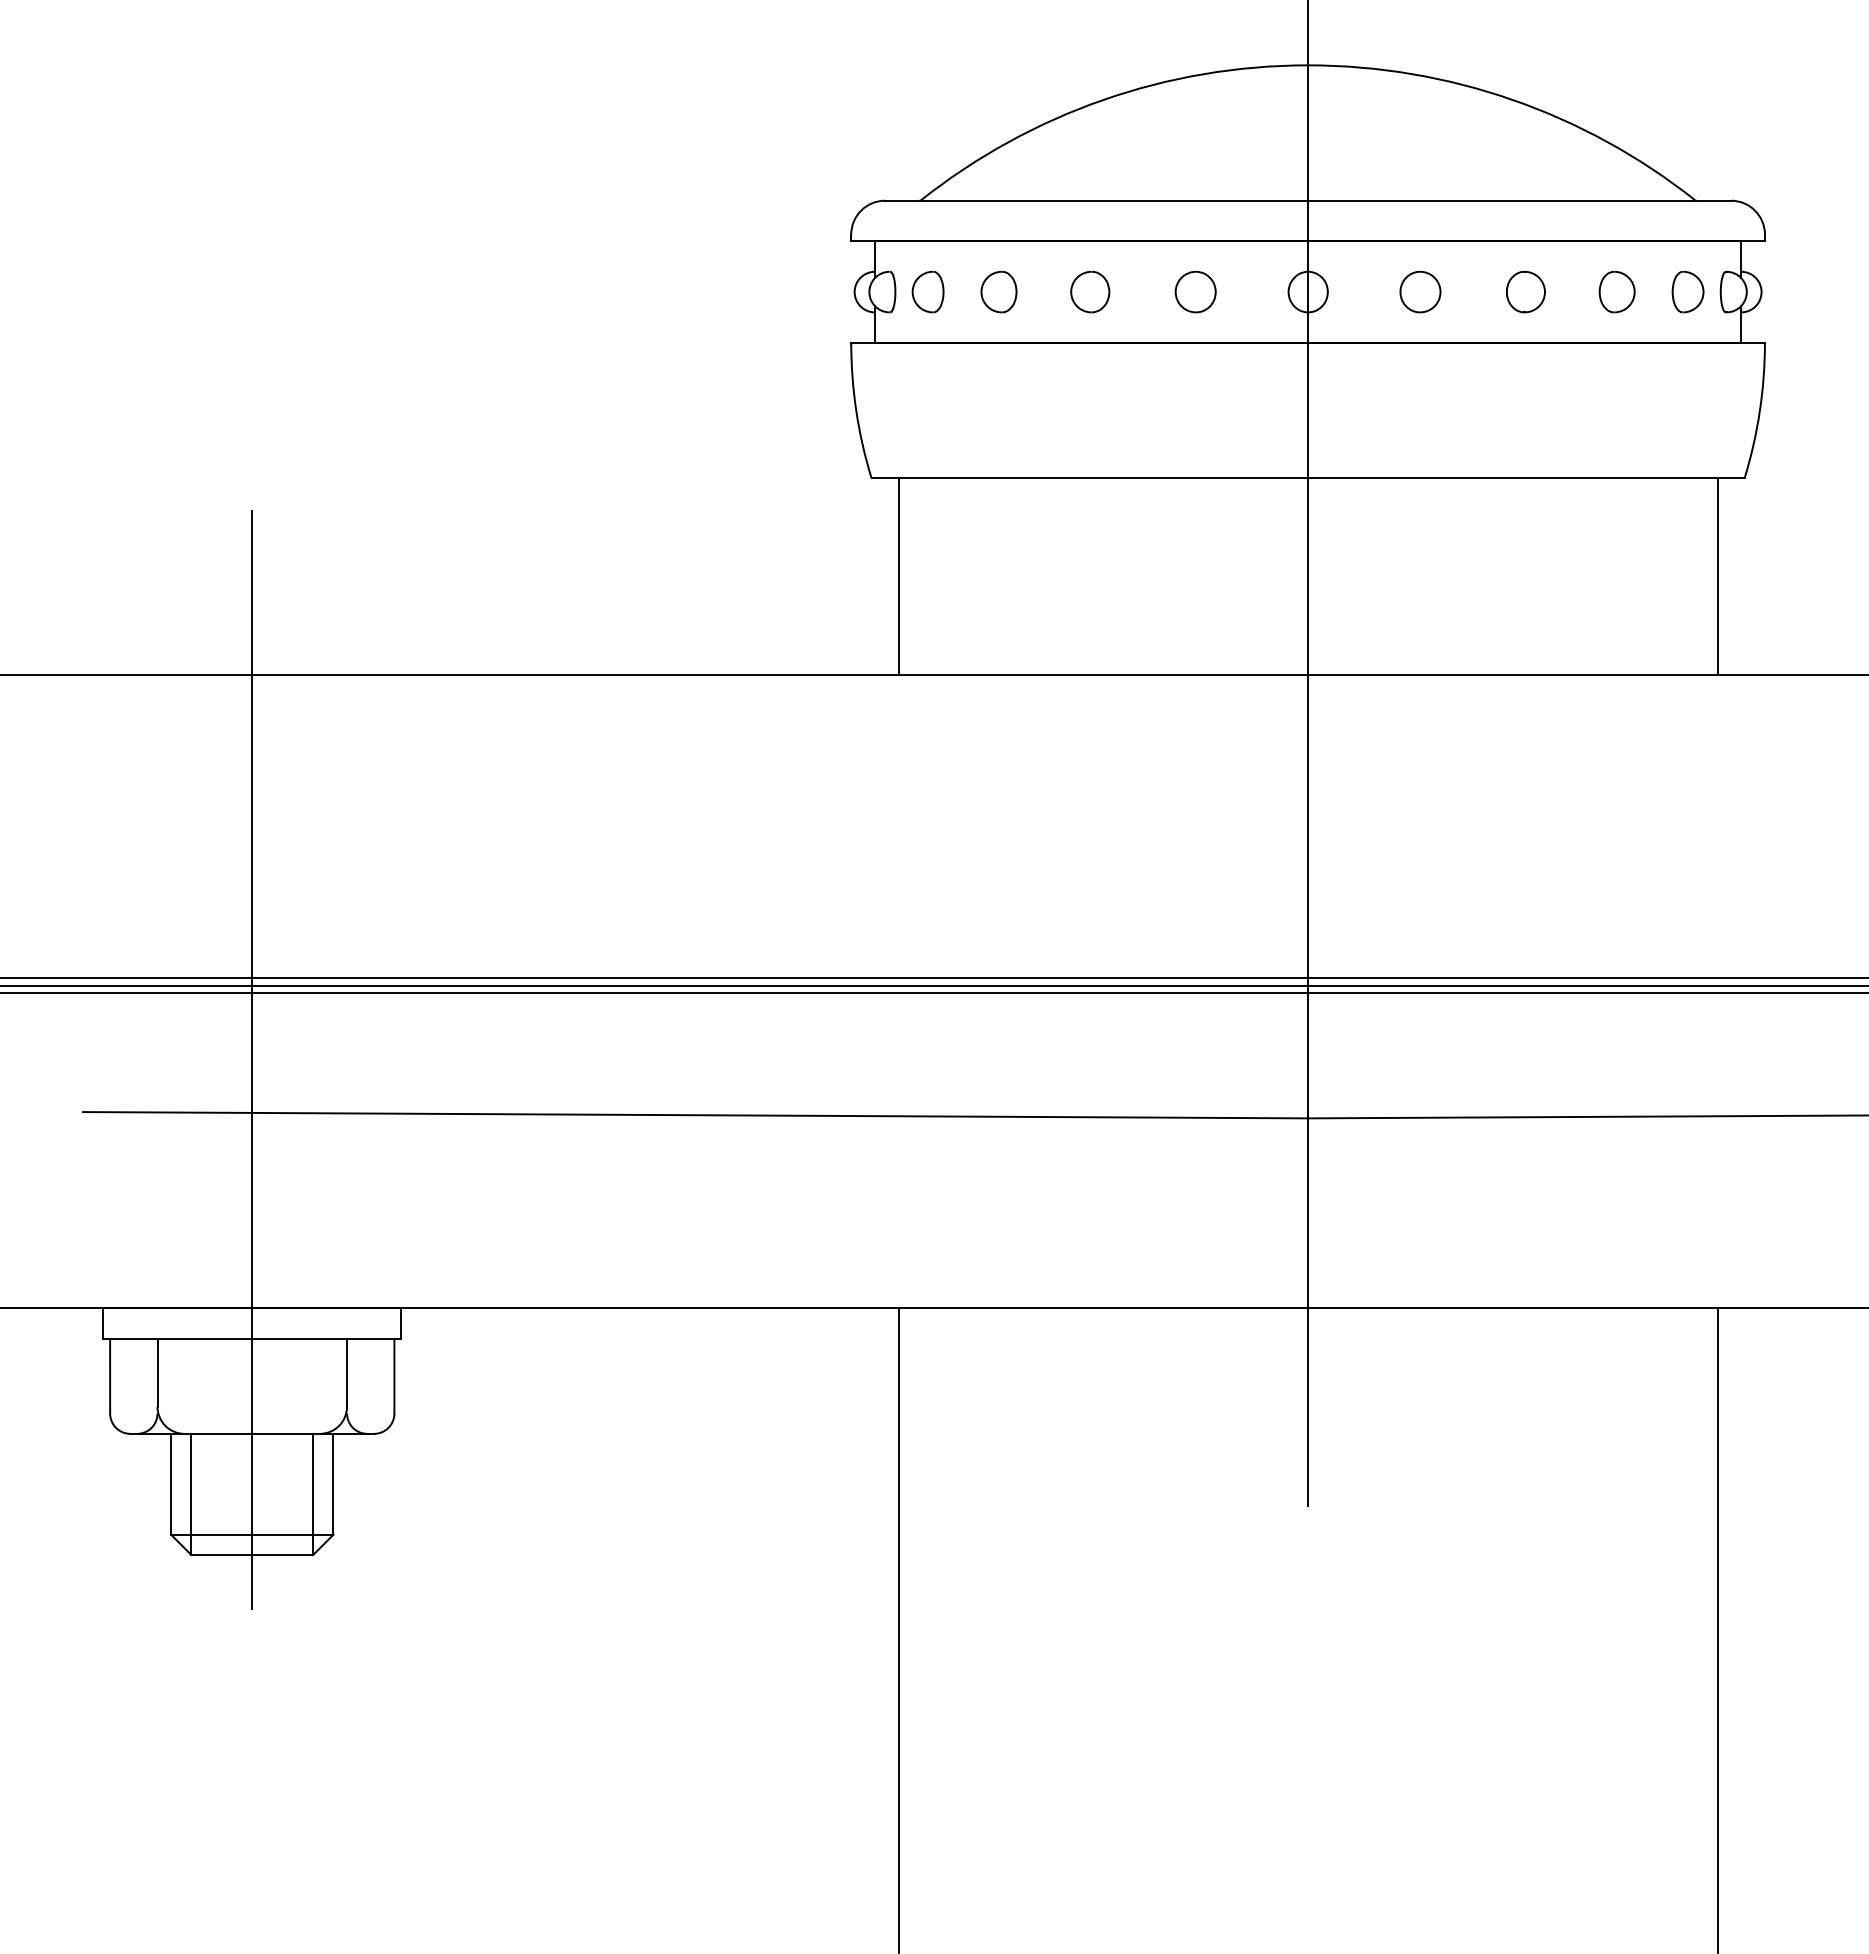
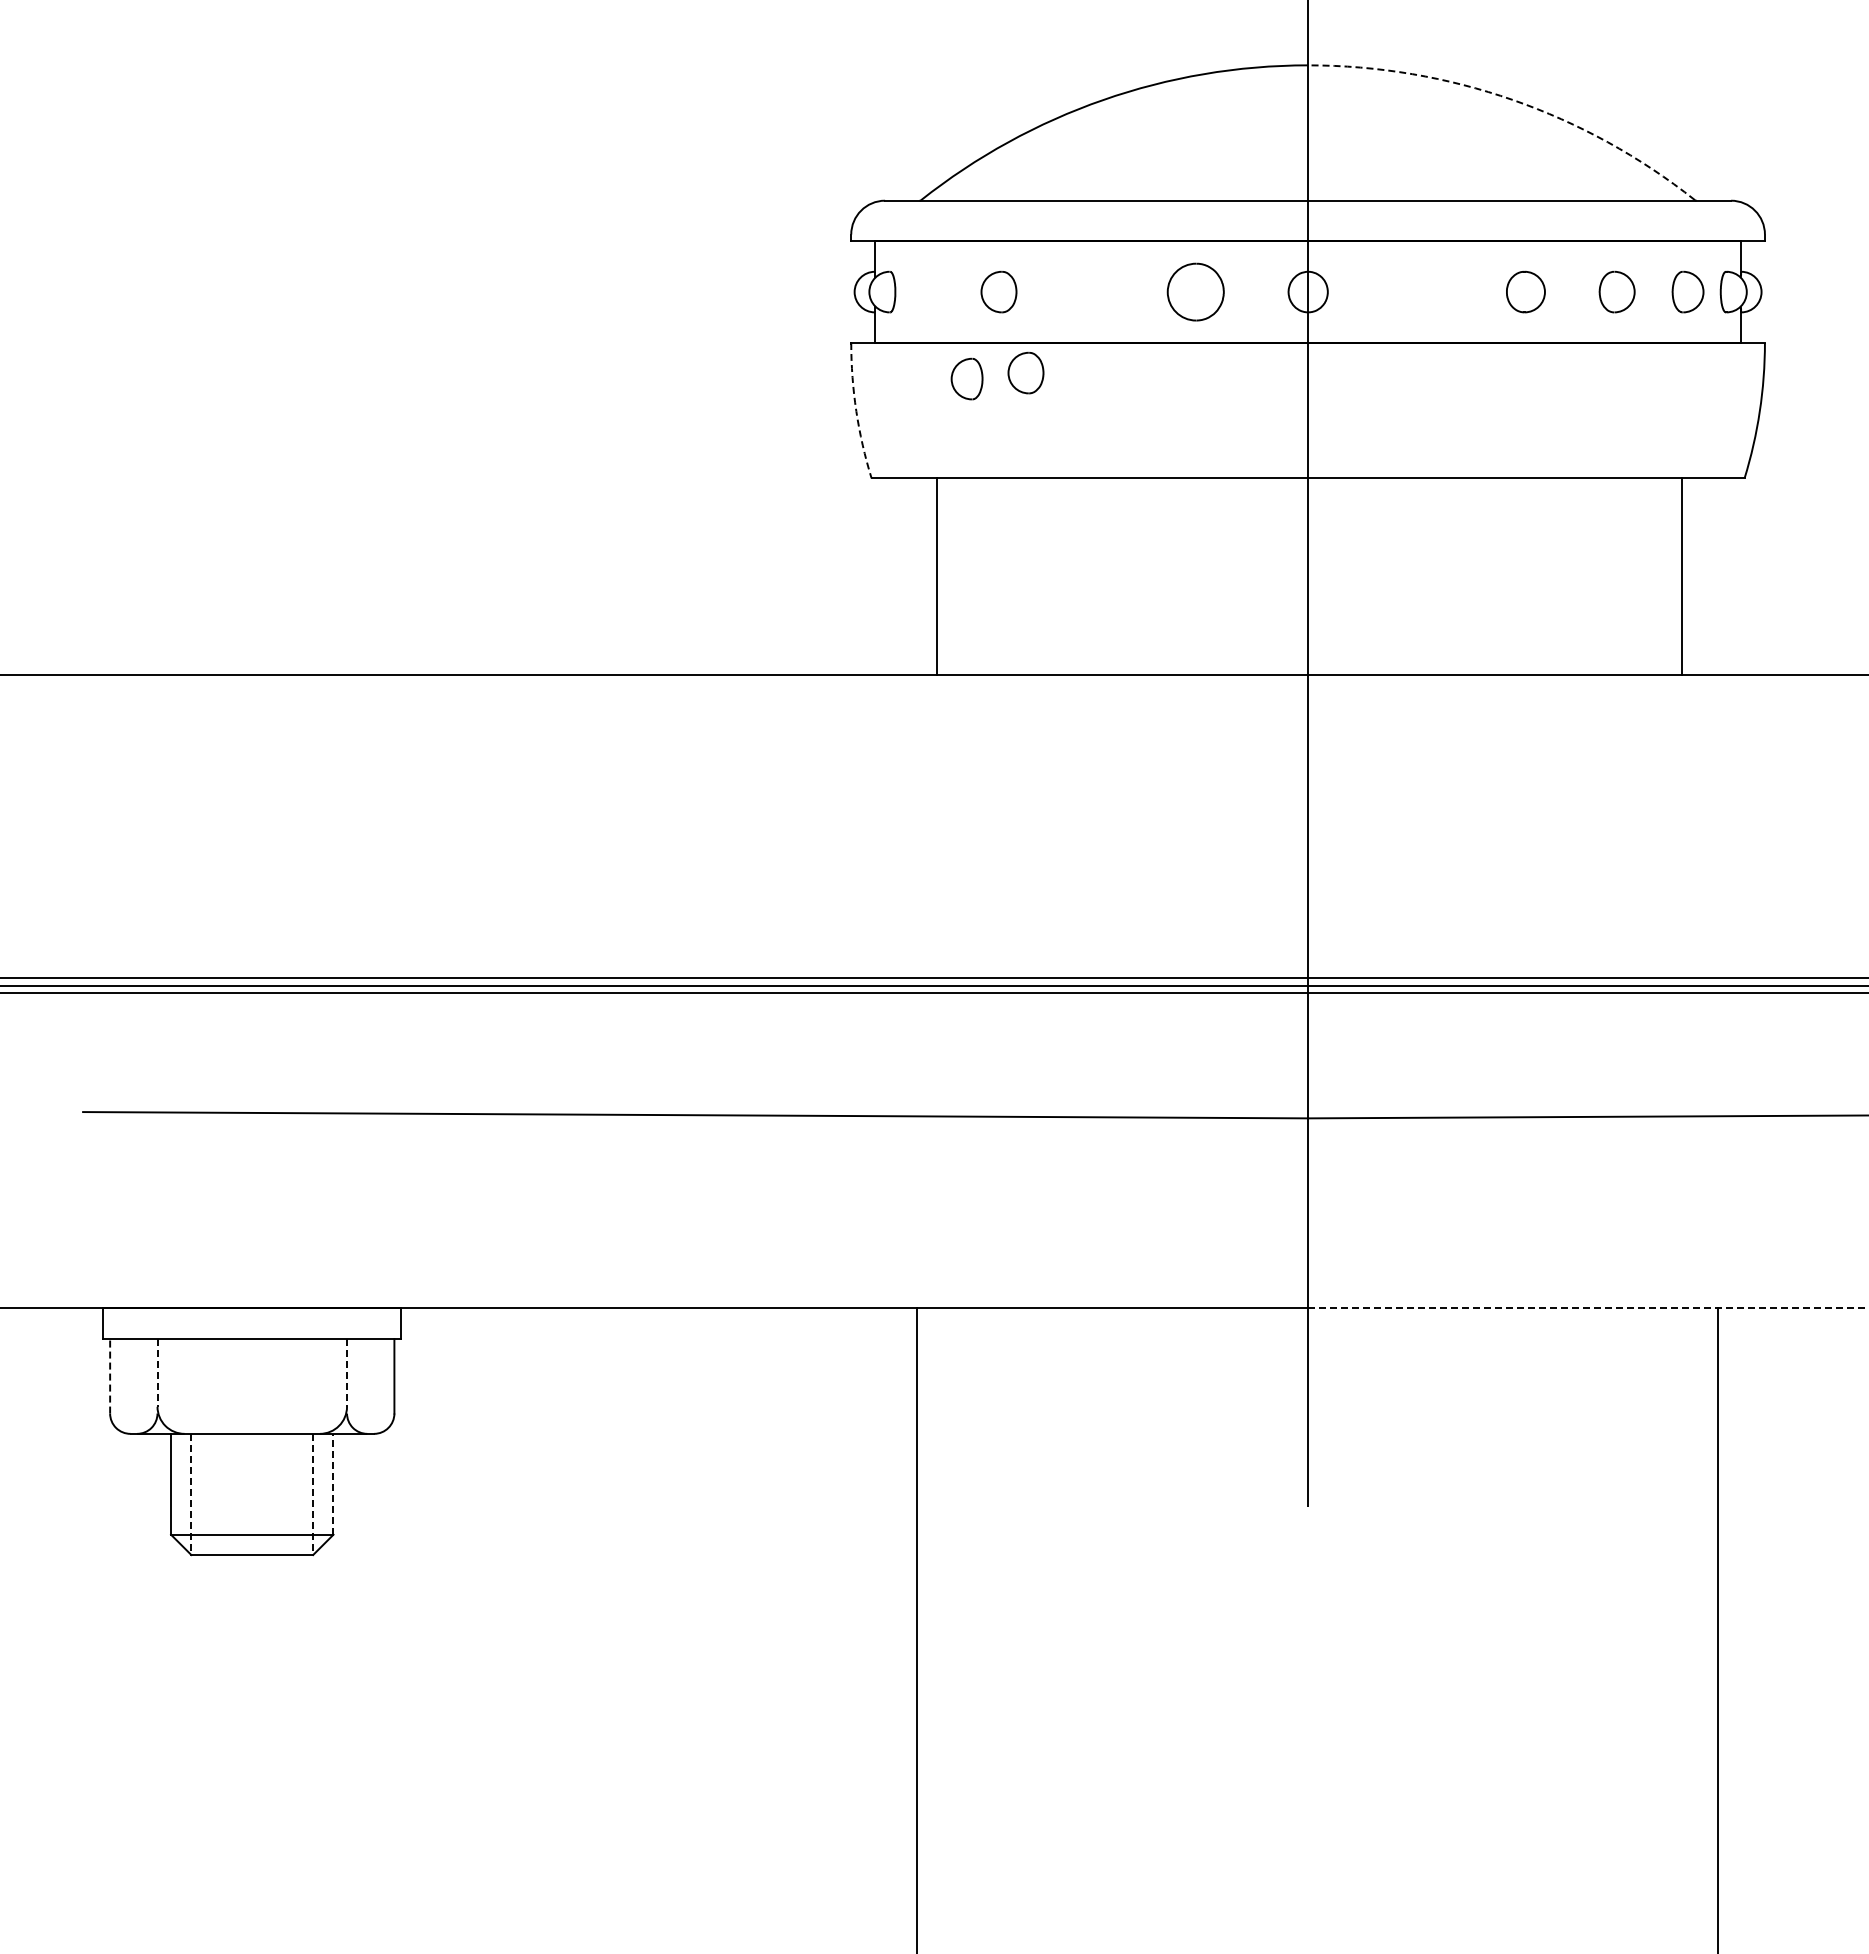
arc: solid -> dashed (1512, 100)
part position: (927, 291) -> (966, 378) (966, 378)
part: present -> none (1090, 291)
part size: 43x44 px -> 59x60 px (1195, 291)
part: present -> none (1420, 291)
part: none -> present (1025, 372)
arc: solid -> dashed (856, 411)
line position: (898, 576) -> (936, 576) (936, 576)
line position: (1717, 576) -> (1681, 576) (1681, 576)
line: present -> none (252, 1059)
line: solid -> dashed (1588, 1307)
line: solid -> dashed (157, 1372)
line: solid -> dashed (347, 1372)
line: solid -> dashed (110, 1375)
line: solid -> dashed (333, 1483)
line: solid -> dashed (191, 1494)
line: solid -> dashed (313, 1494)
line position: (898, 1628) -> (916, 1628) (916, 1628)
